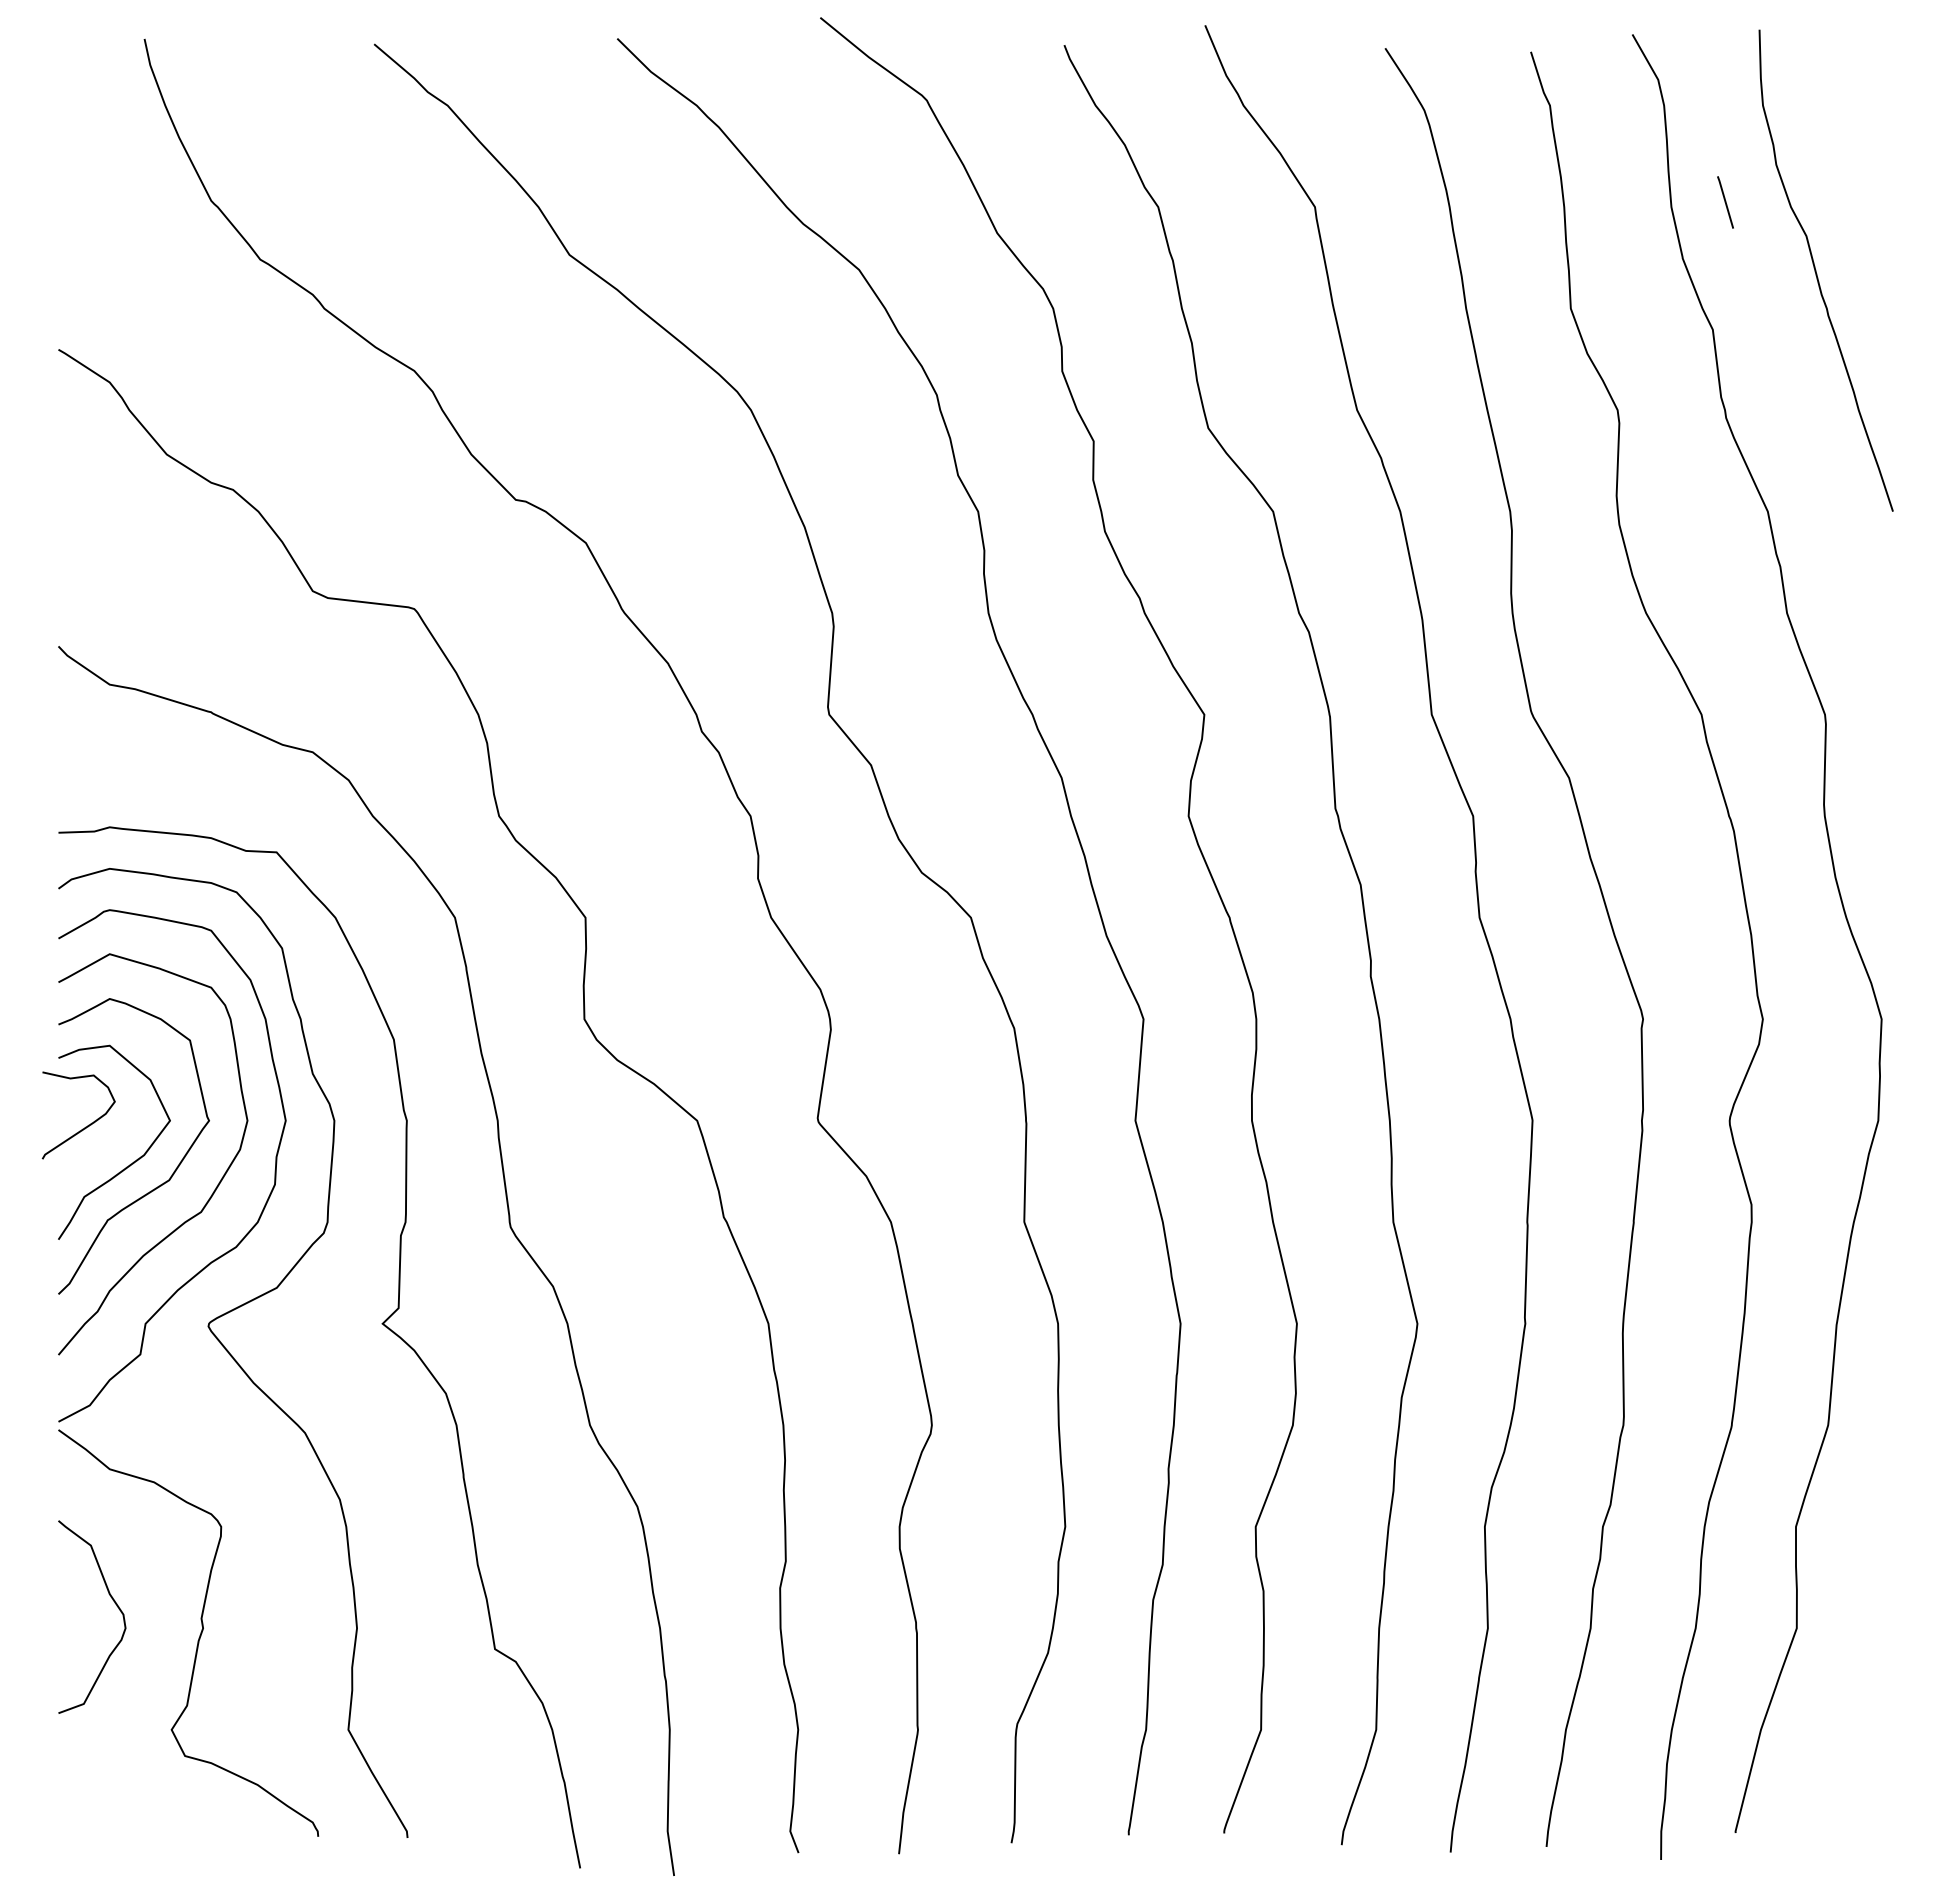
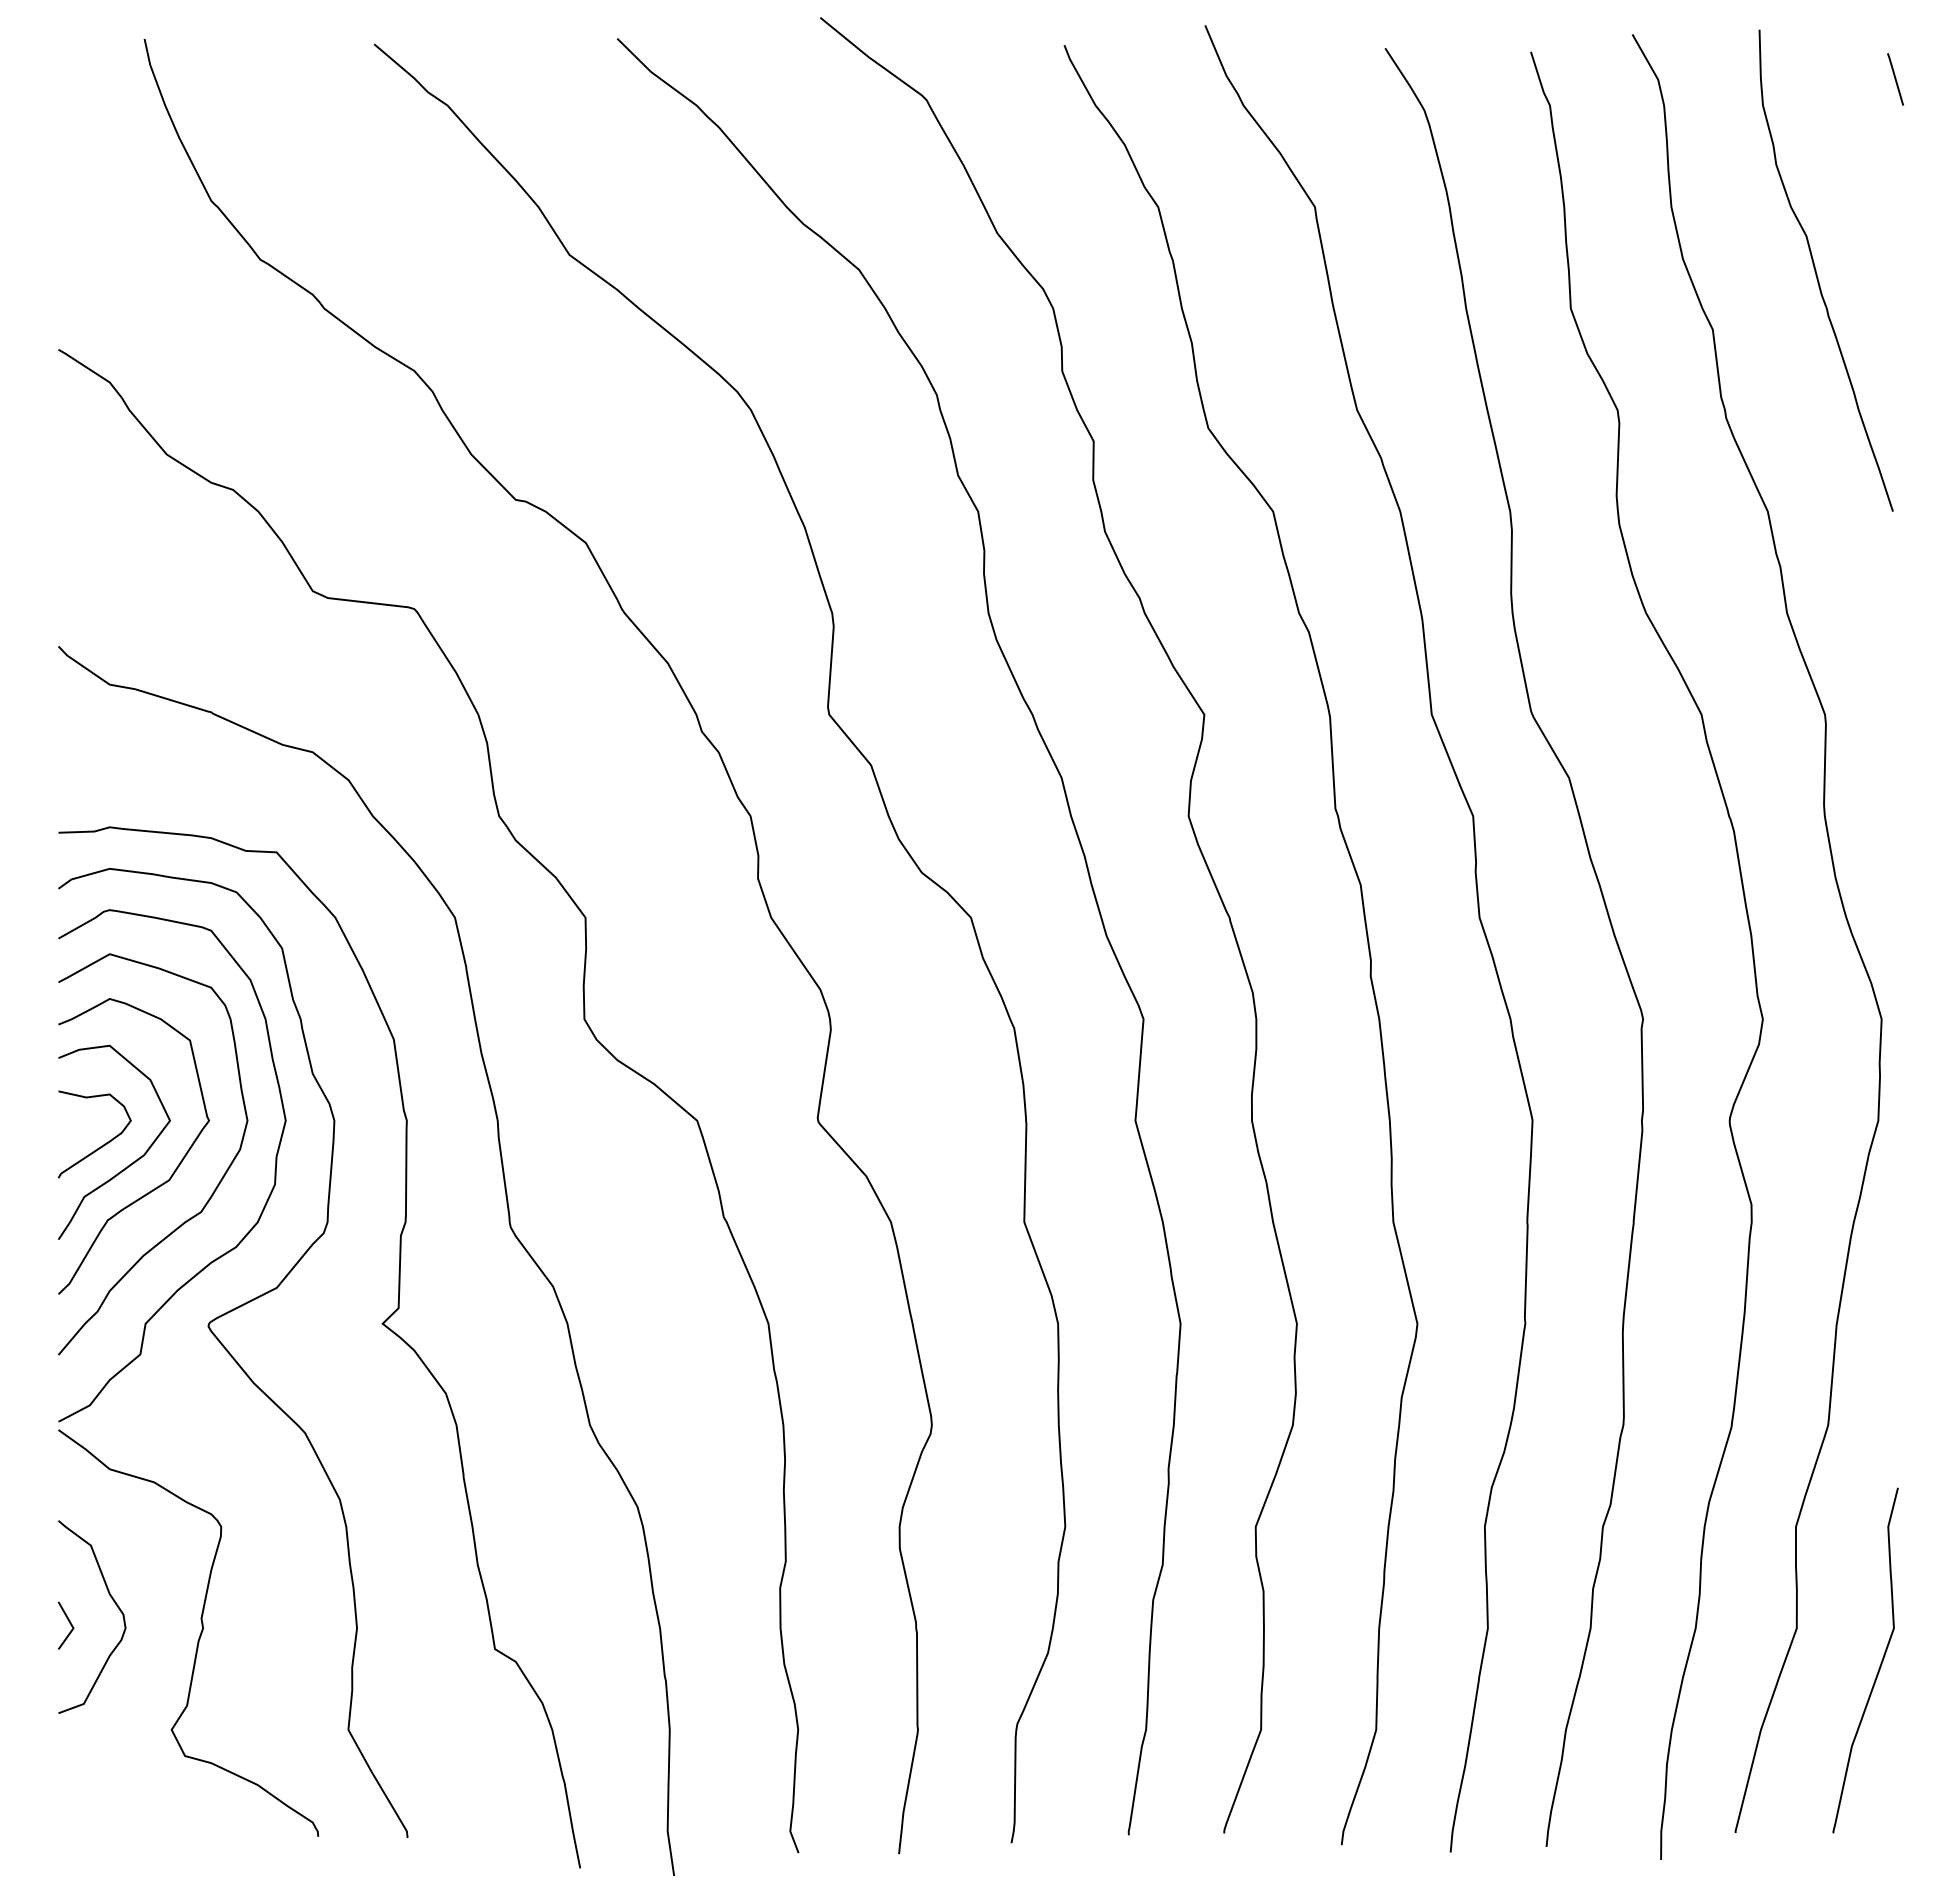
line position: (1725, 202) -> (1895, 79) (1895, 79)
curve position: (85, 1126) -> (101, 1145) (101, 1145)
line: none -> present (69, 1623)
curve: none -> present (1879, 1665)
